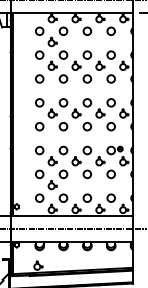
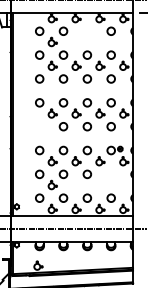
circle: present -> none (87, 30)
circle: present -> none (39, 126)
circle: present -> none (110, 174)
